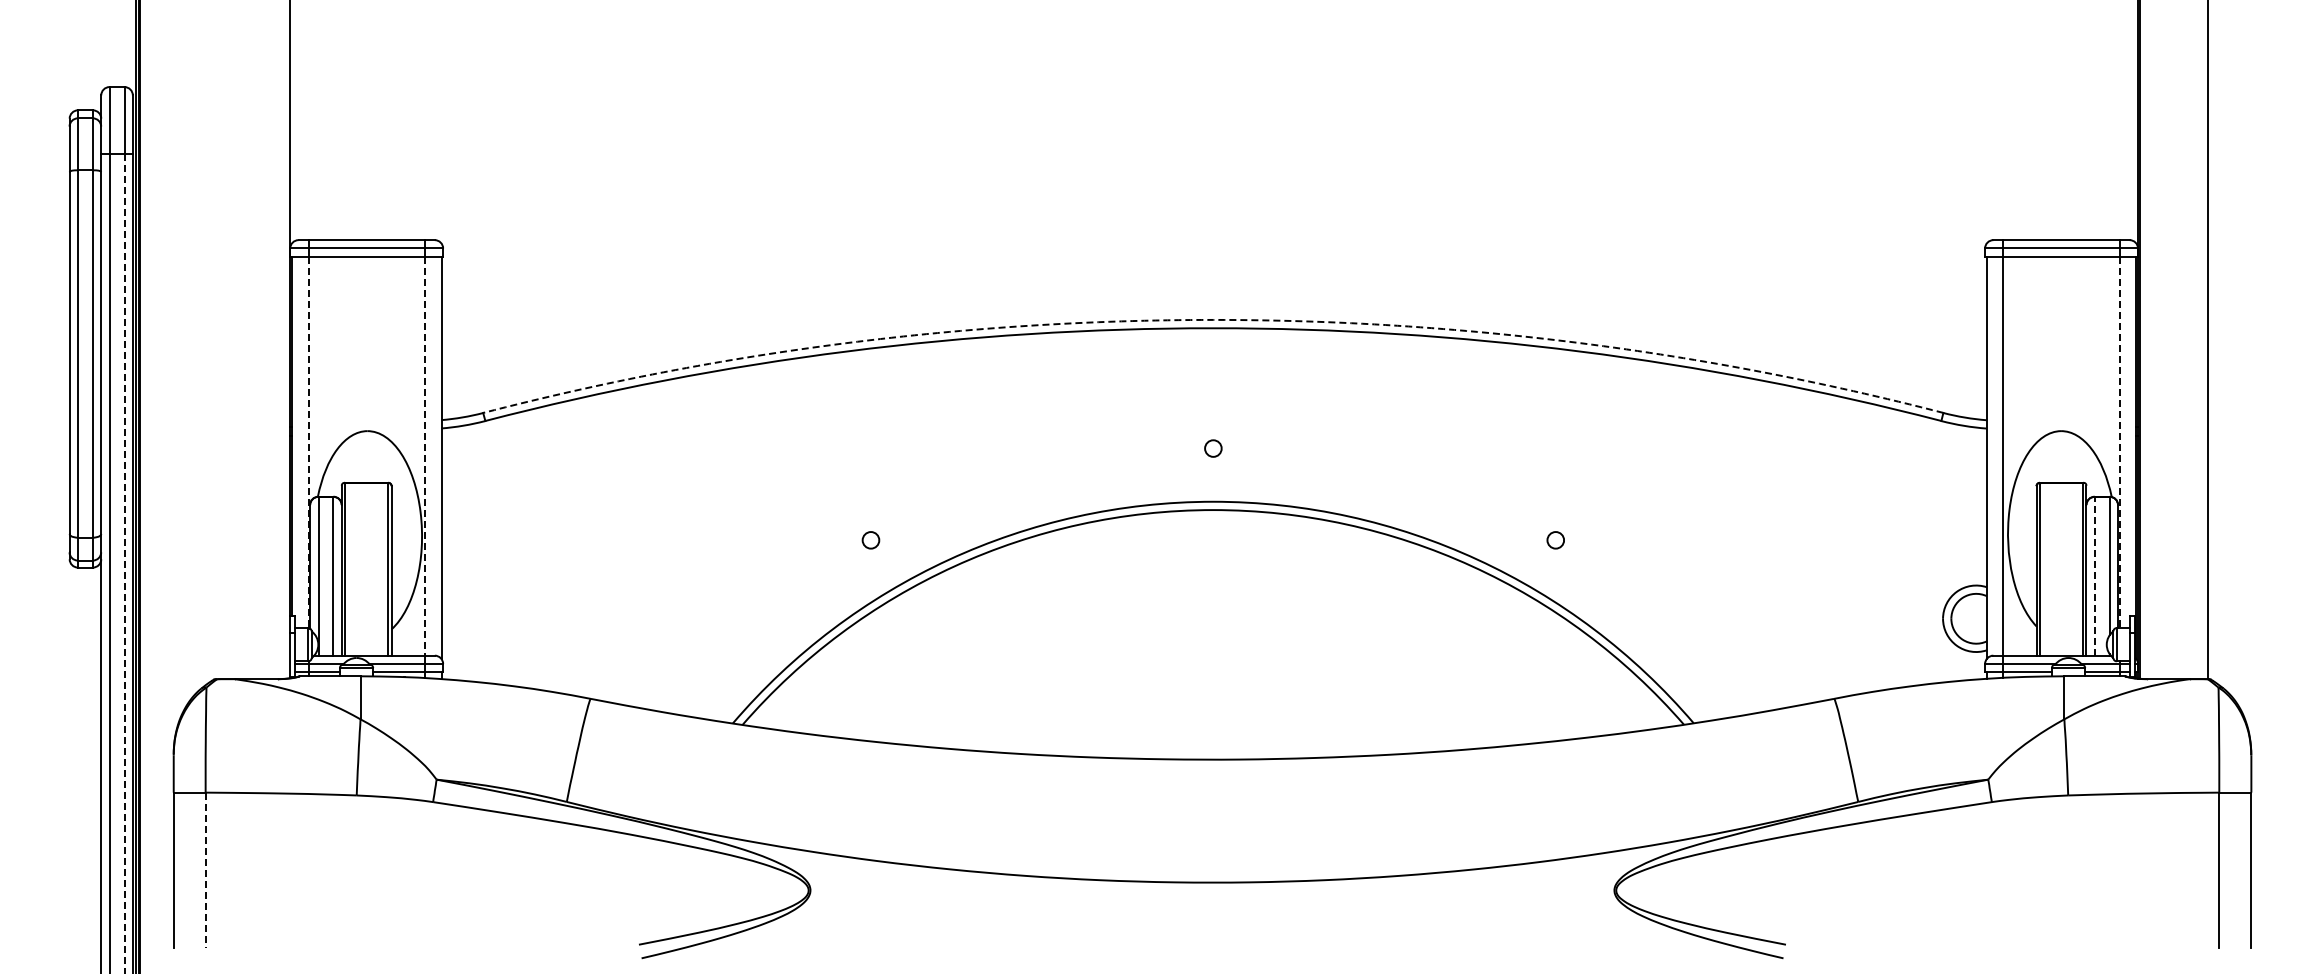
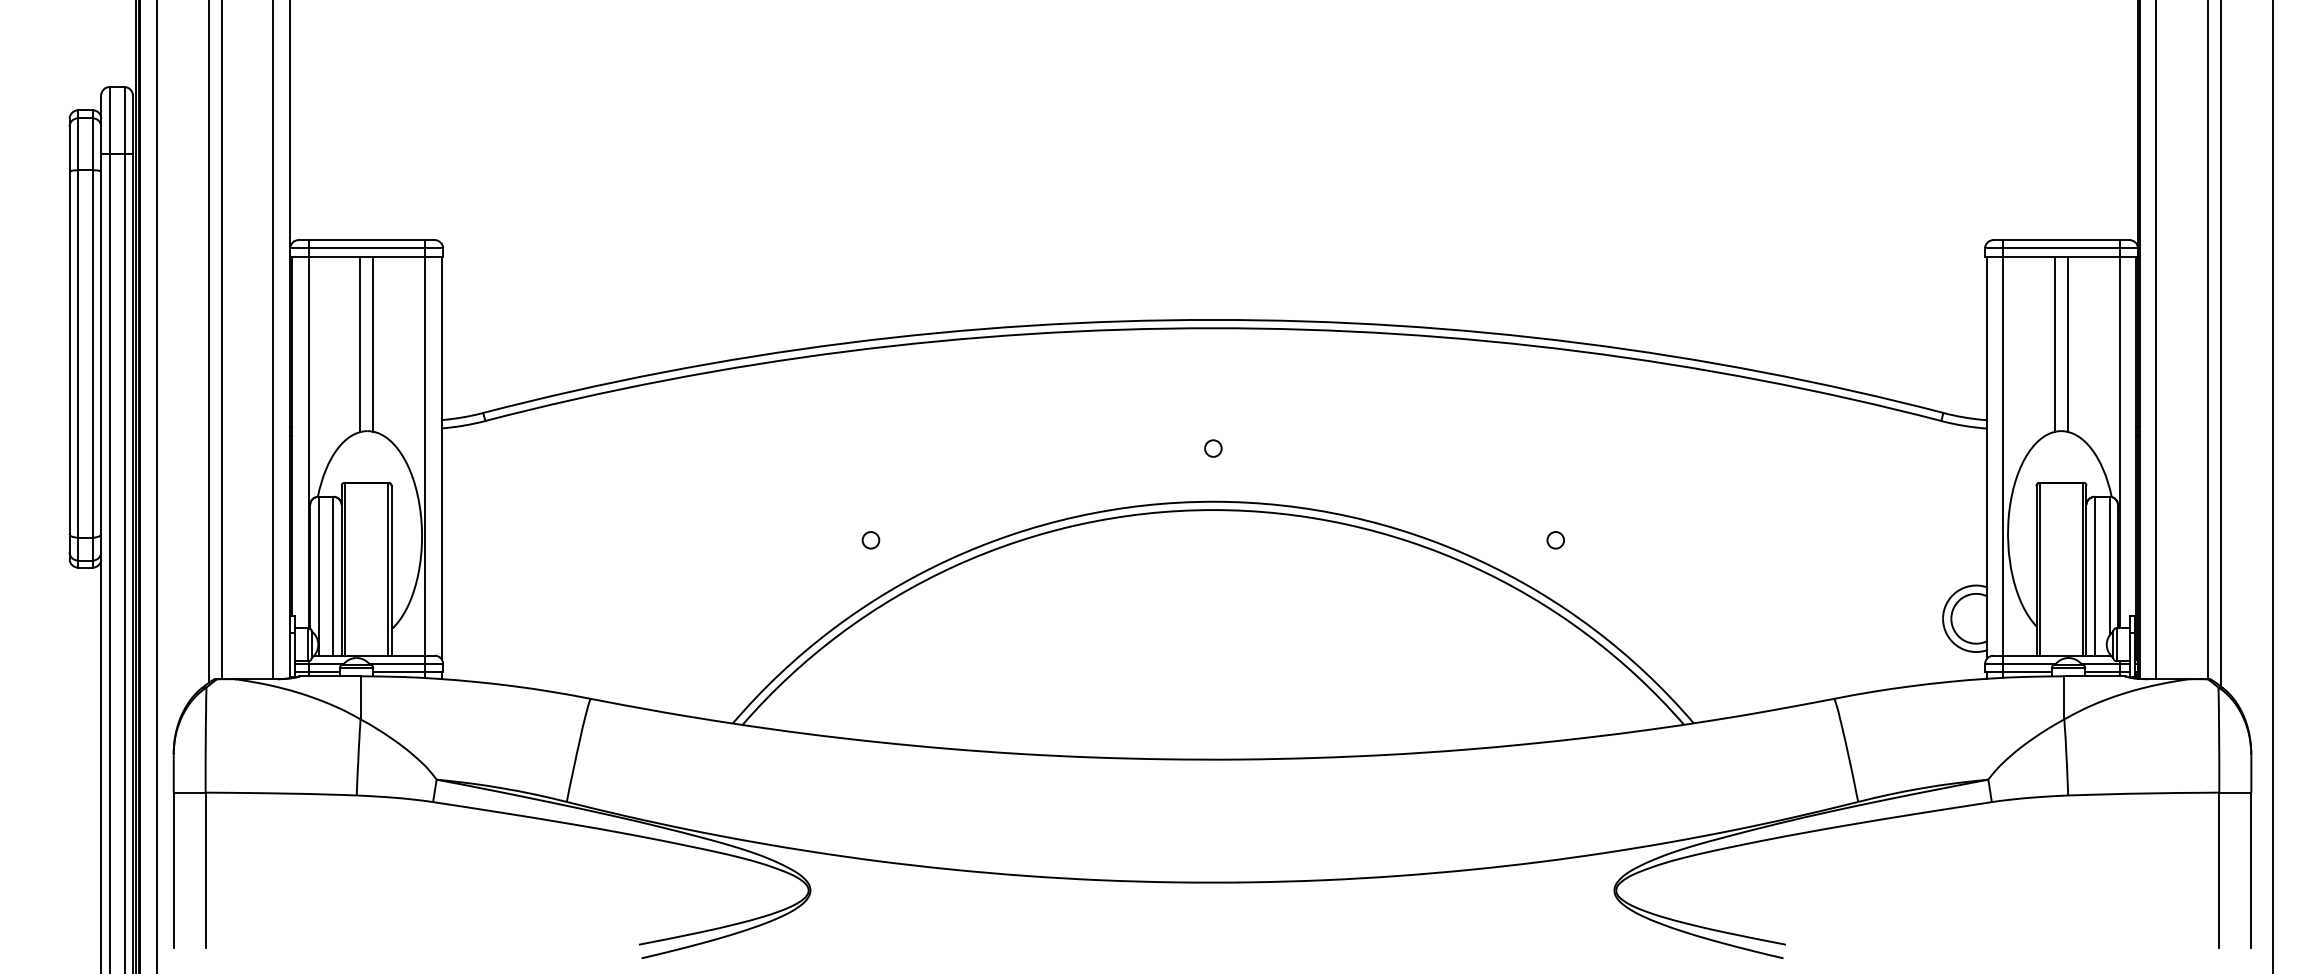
arc: dashed -> solid (1213, 319)
line: none -> present (221, 340)
line: none -> present (273, 340)
line: none -> present (2156, 340)
line: none -> present (208, 342)
line: none -> present (373, 343)
line: none -> present (2054, 343)
line: none -> present (2068, 343)
line: none -> present (360, 344)
line: none -> present (2221, 344)
line: dashed -> solid (308, 442)
line: dashed -> solid (2119, 442)
line: dashed -> solid (424, 456)
line: none -> present (157, 486)
line: none -> present (2272, 486)
line: dashed -> solid (124, 564)
line: dashed -> solid (2094, 575)
line: dashed -> solid (205, 870)
